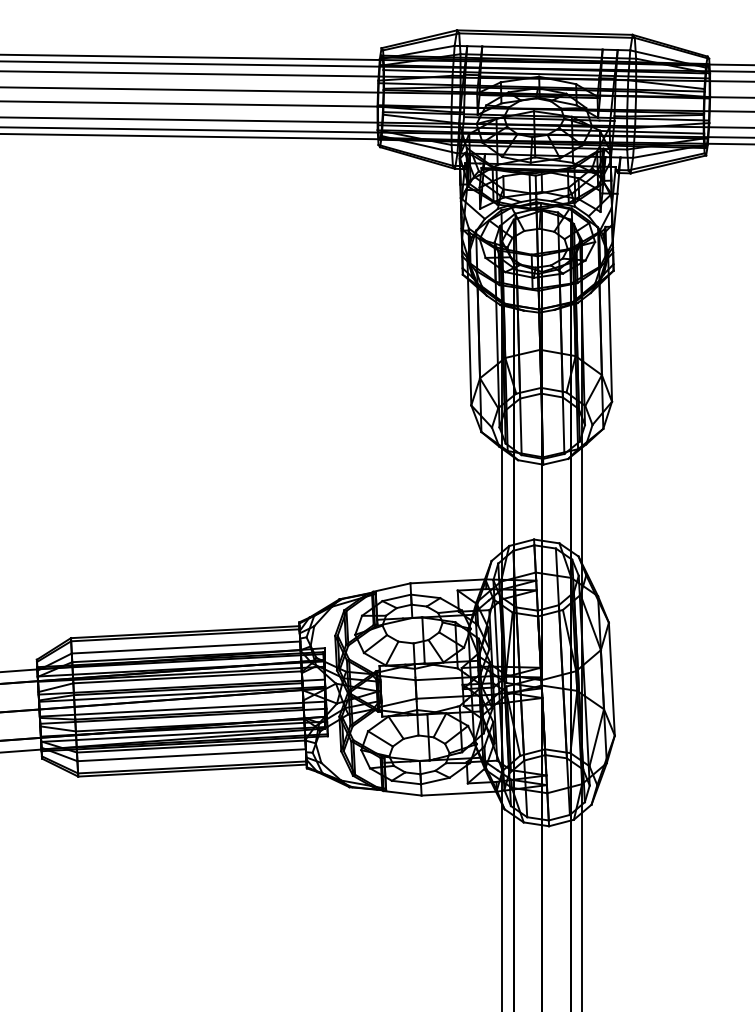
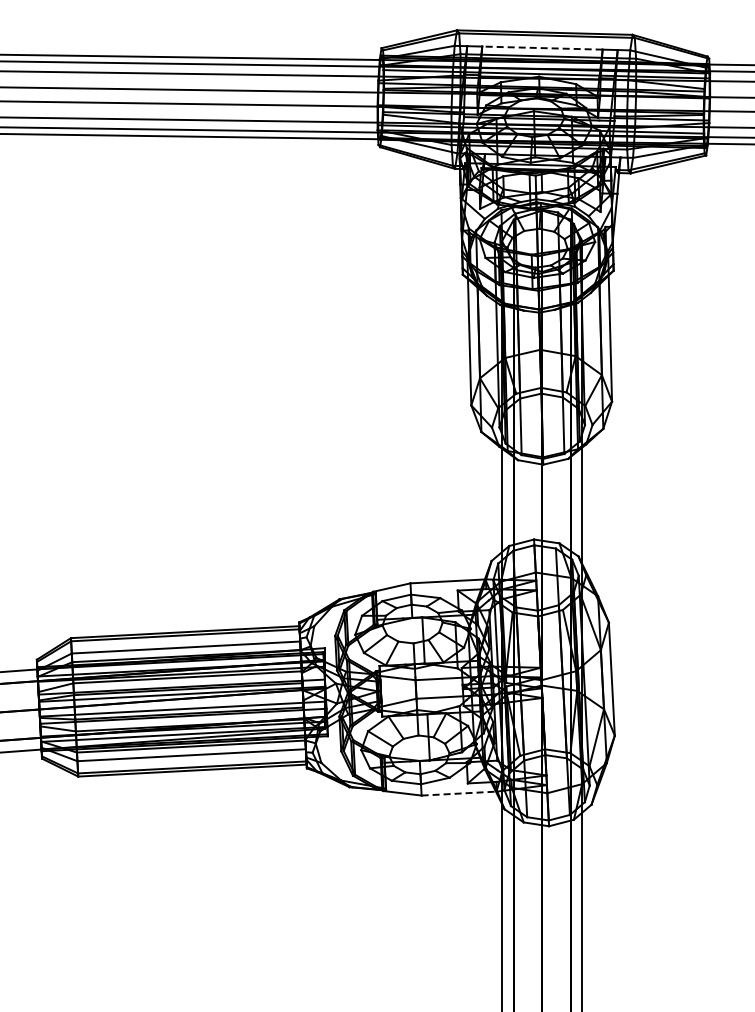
line: solid -> dashed (541, 48)
line: solid -> dashed (459, 793)
